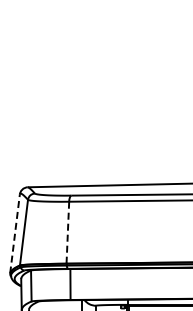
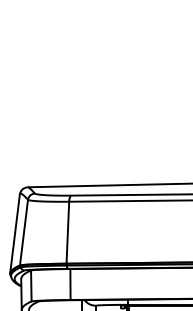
line: dashed -> solid (67, 233)
line: dashed -> solid (15, 234)
